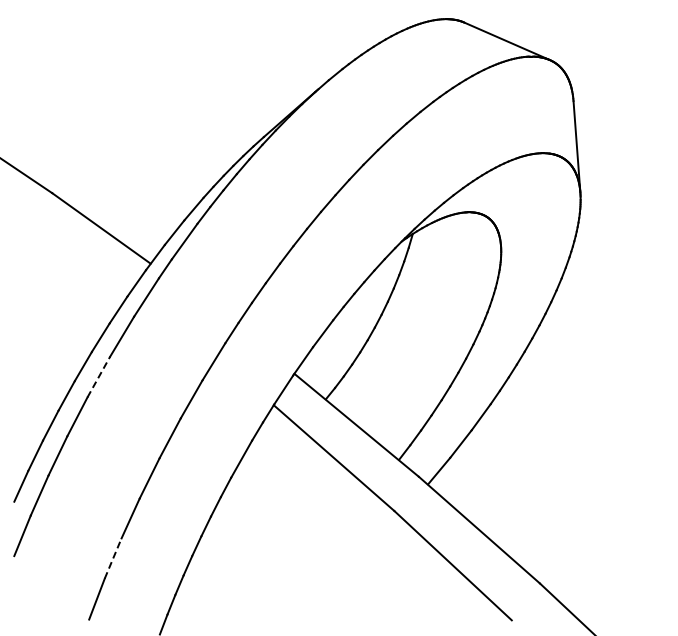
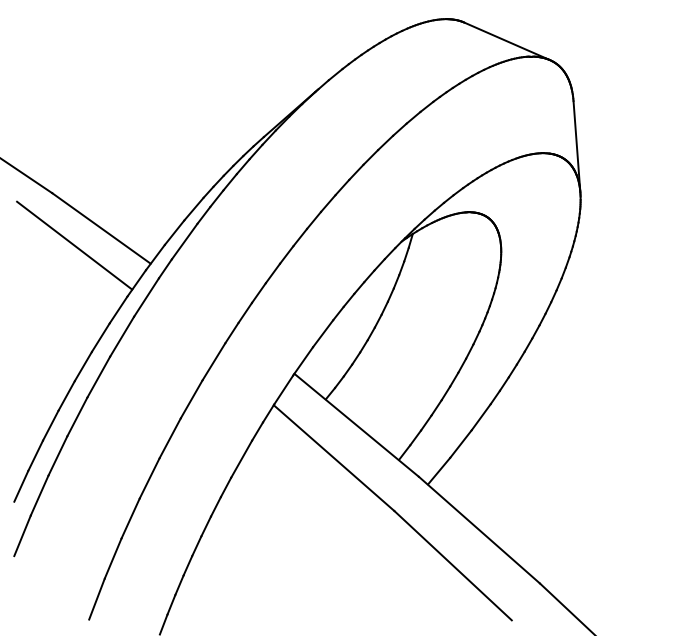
line: none -> present (74, 245)
line: dashed -> solid (99, 376)
line: dashed -> solid (113, 558)
